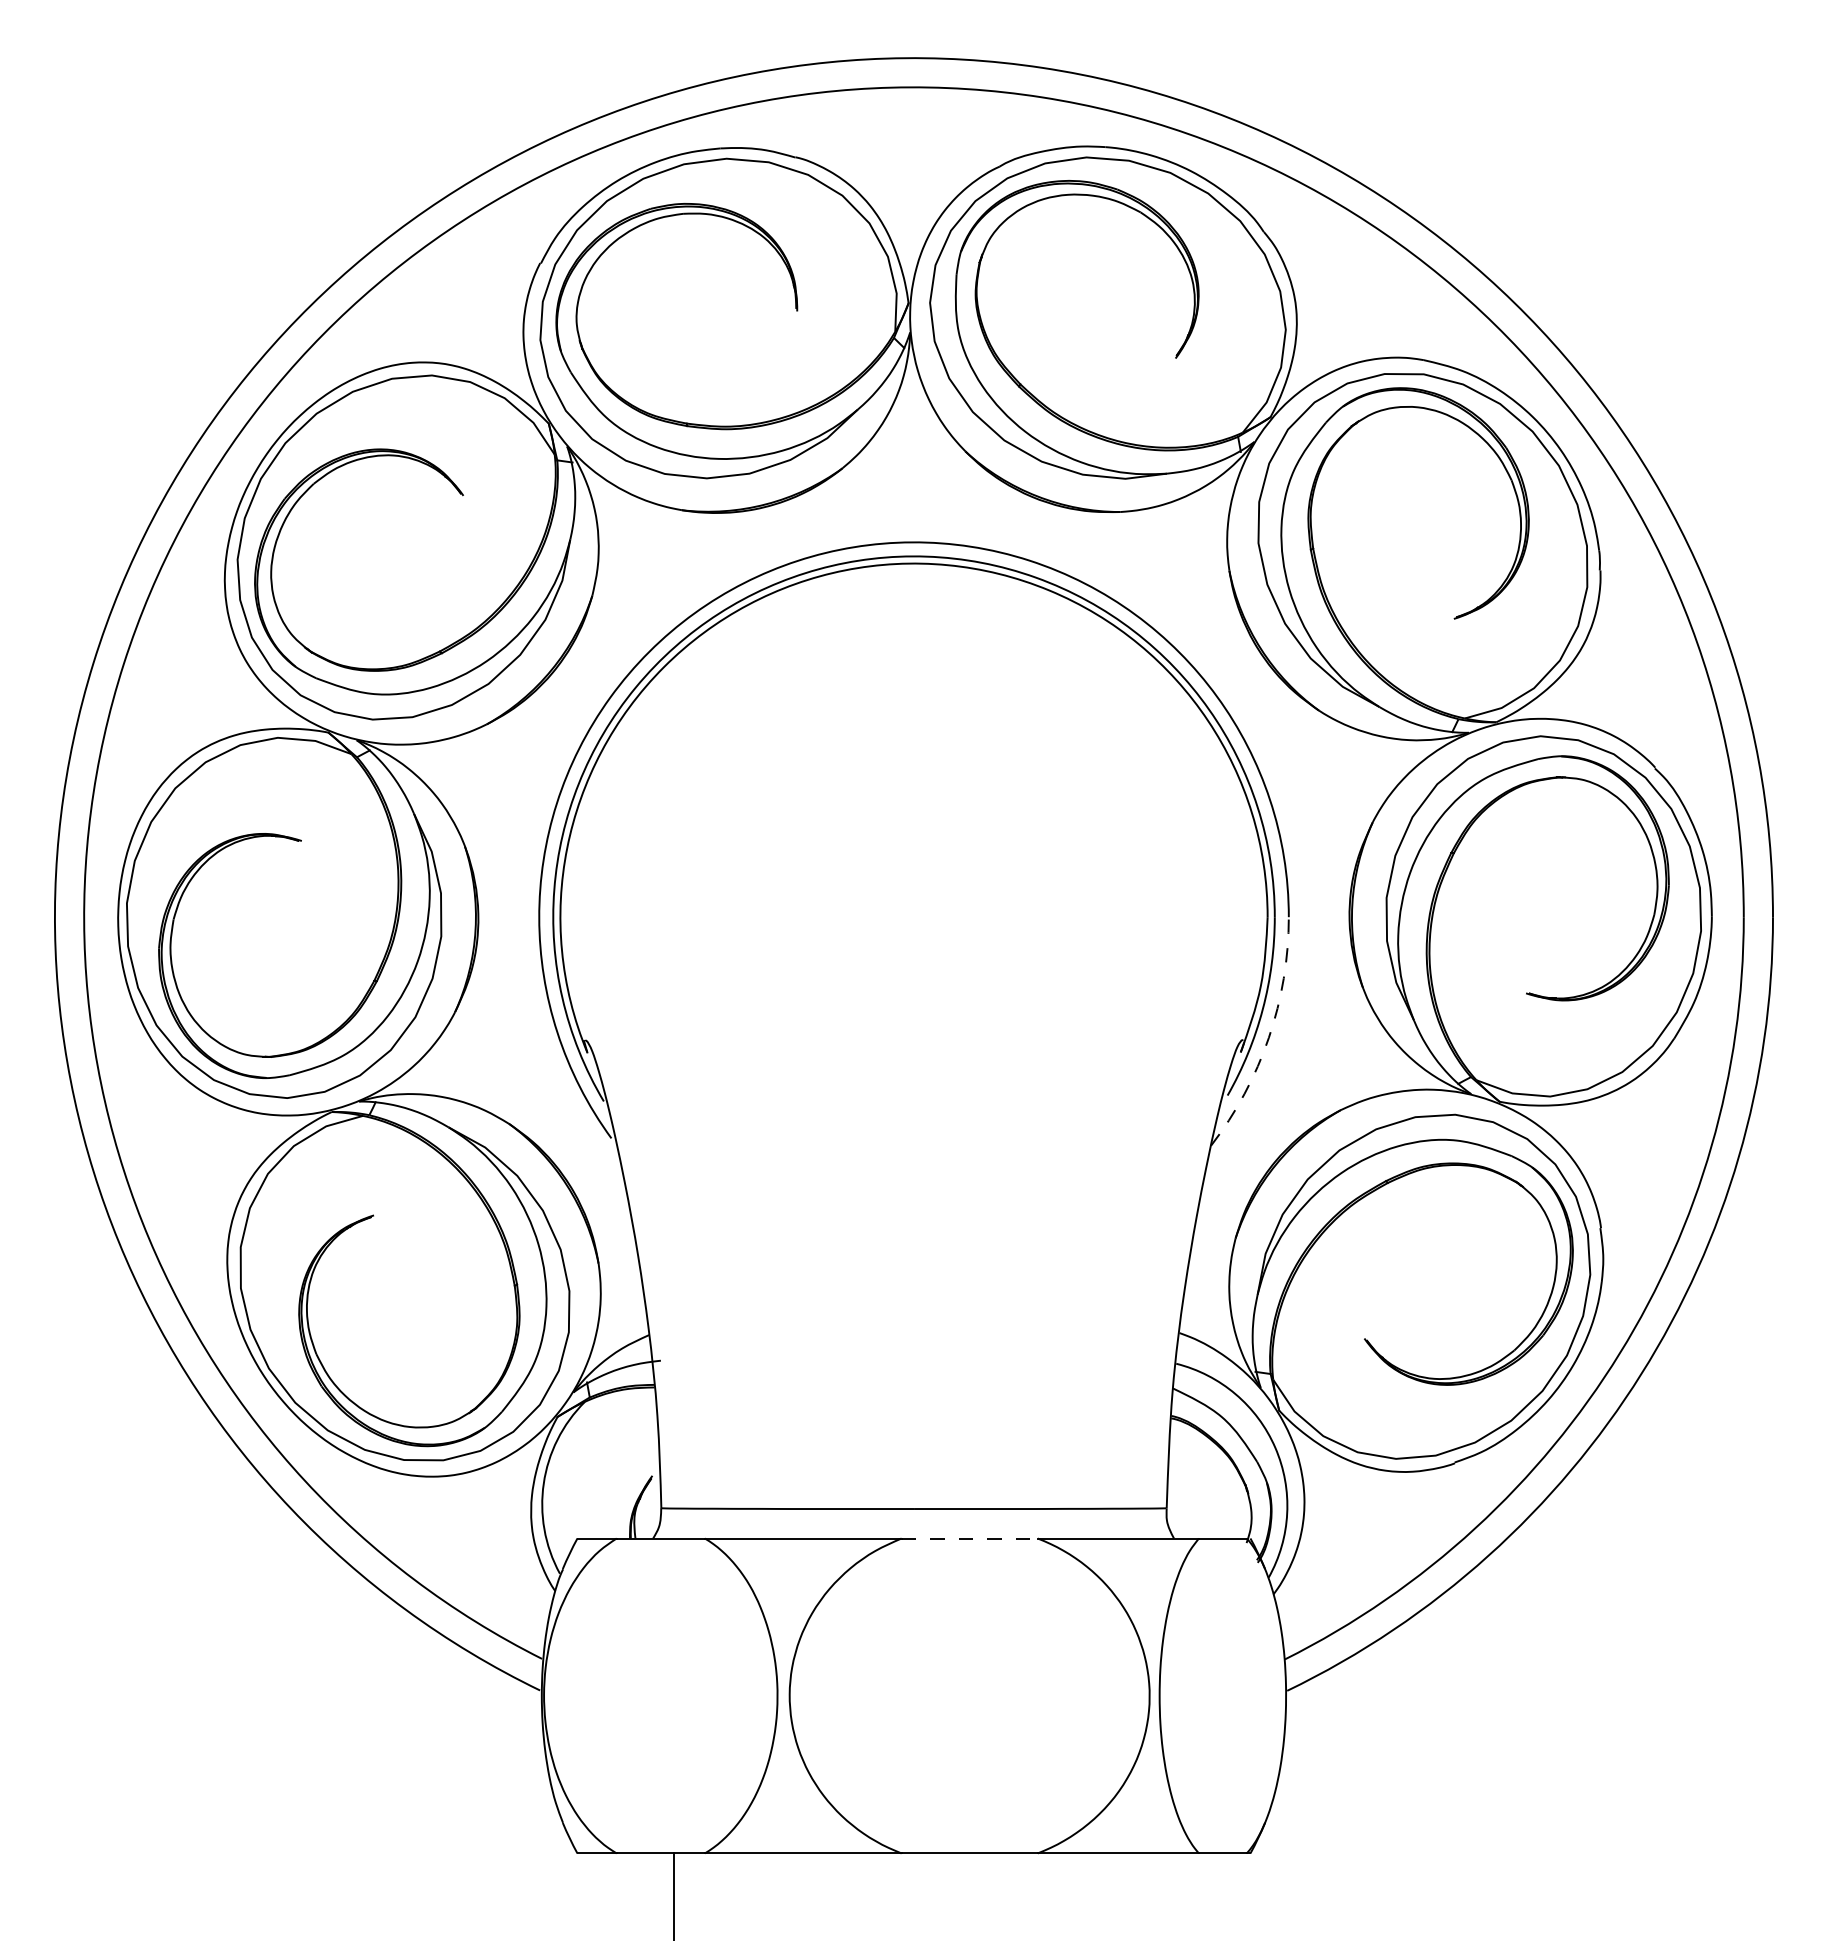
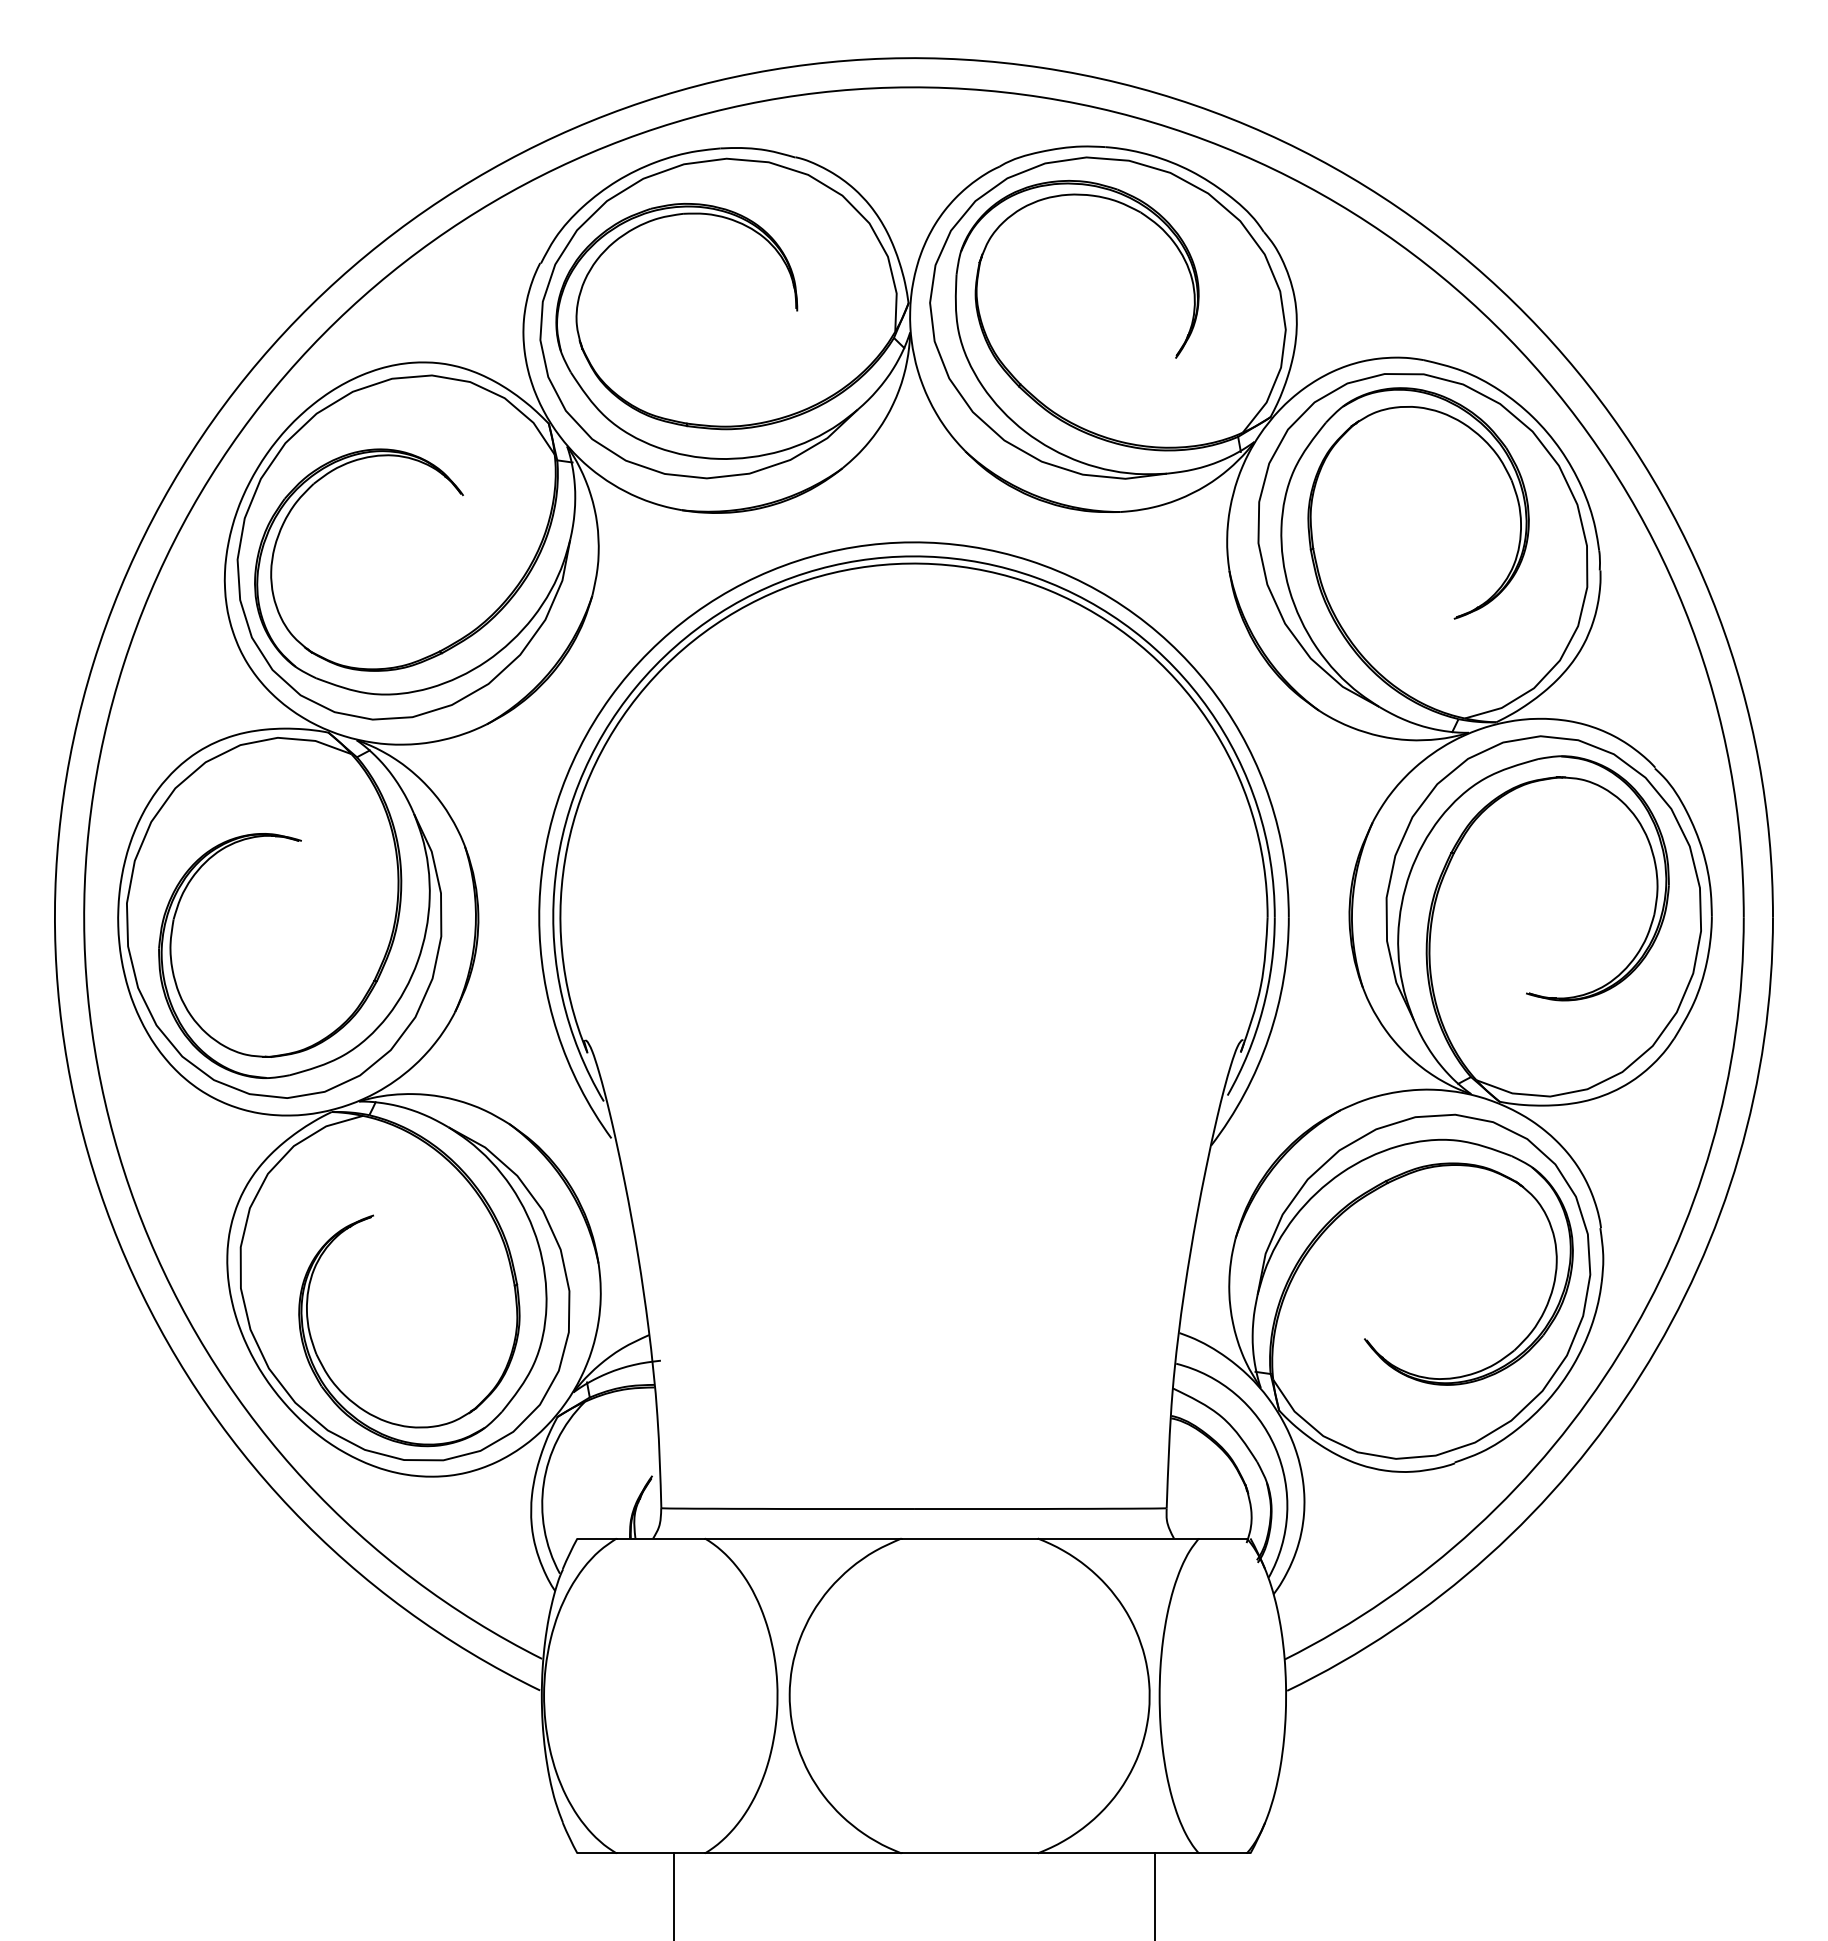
arc: dashed -> solid (1268, 1037)
line: dashed -> solid (970, 1538)
line: none -> present (1154, 1895)
